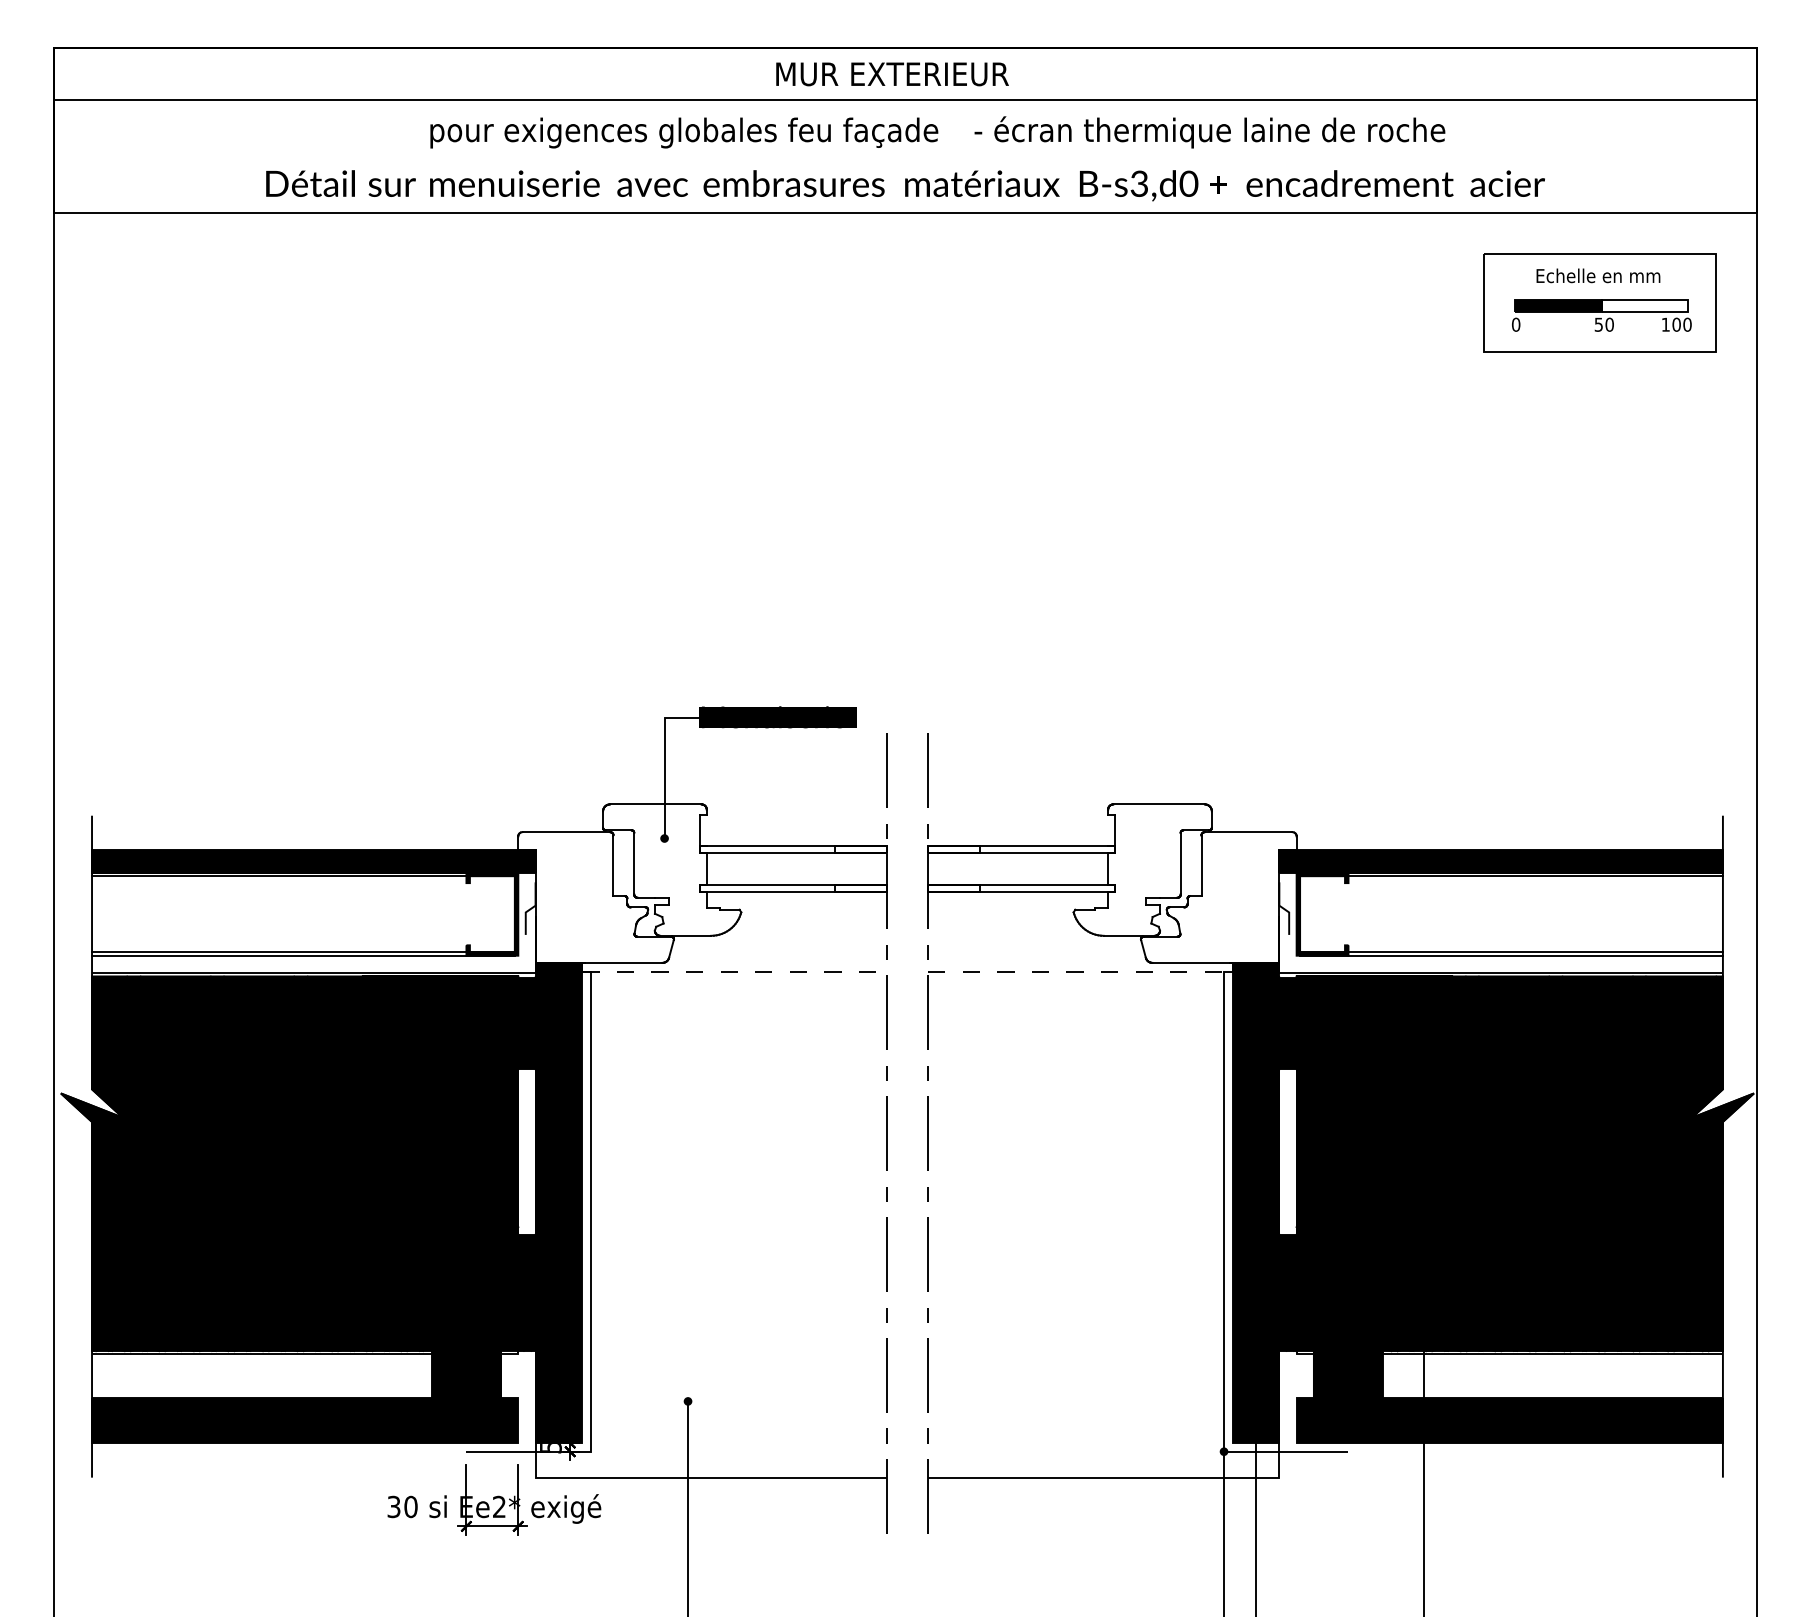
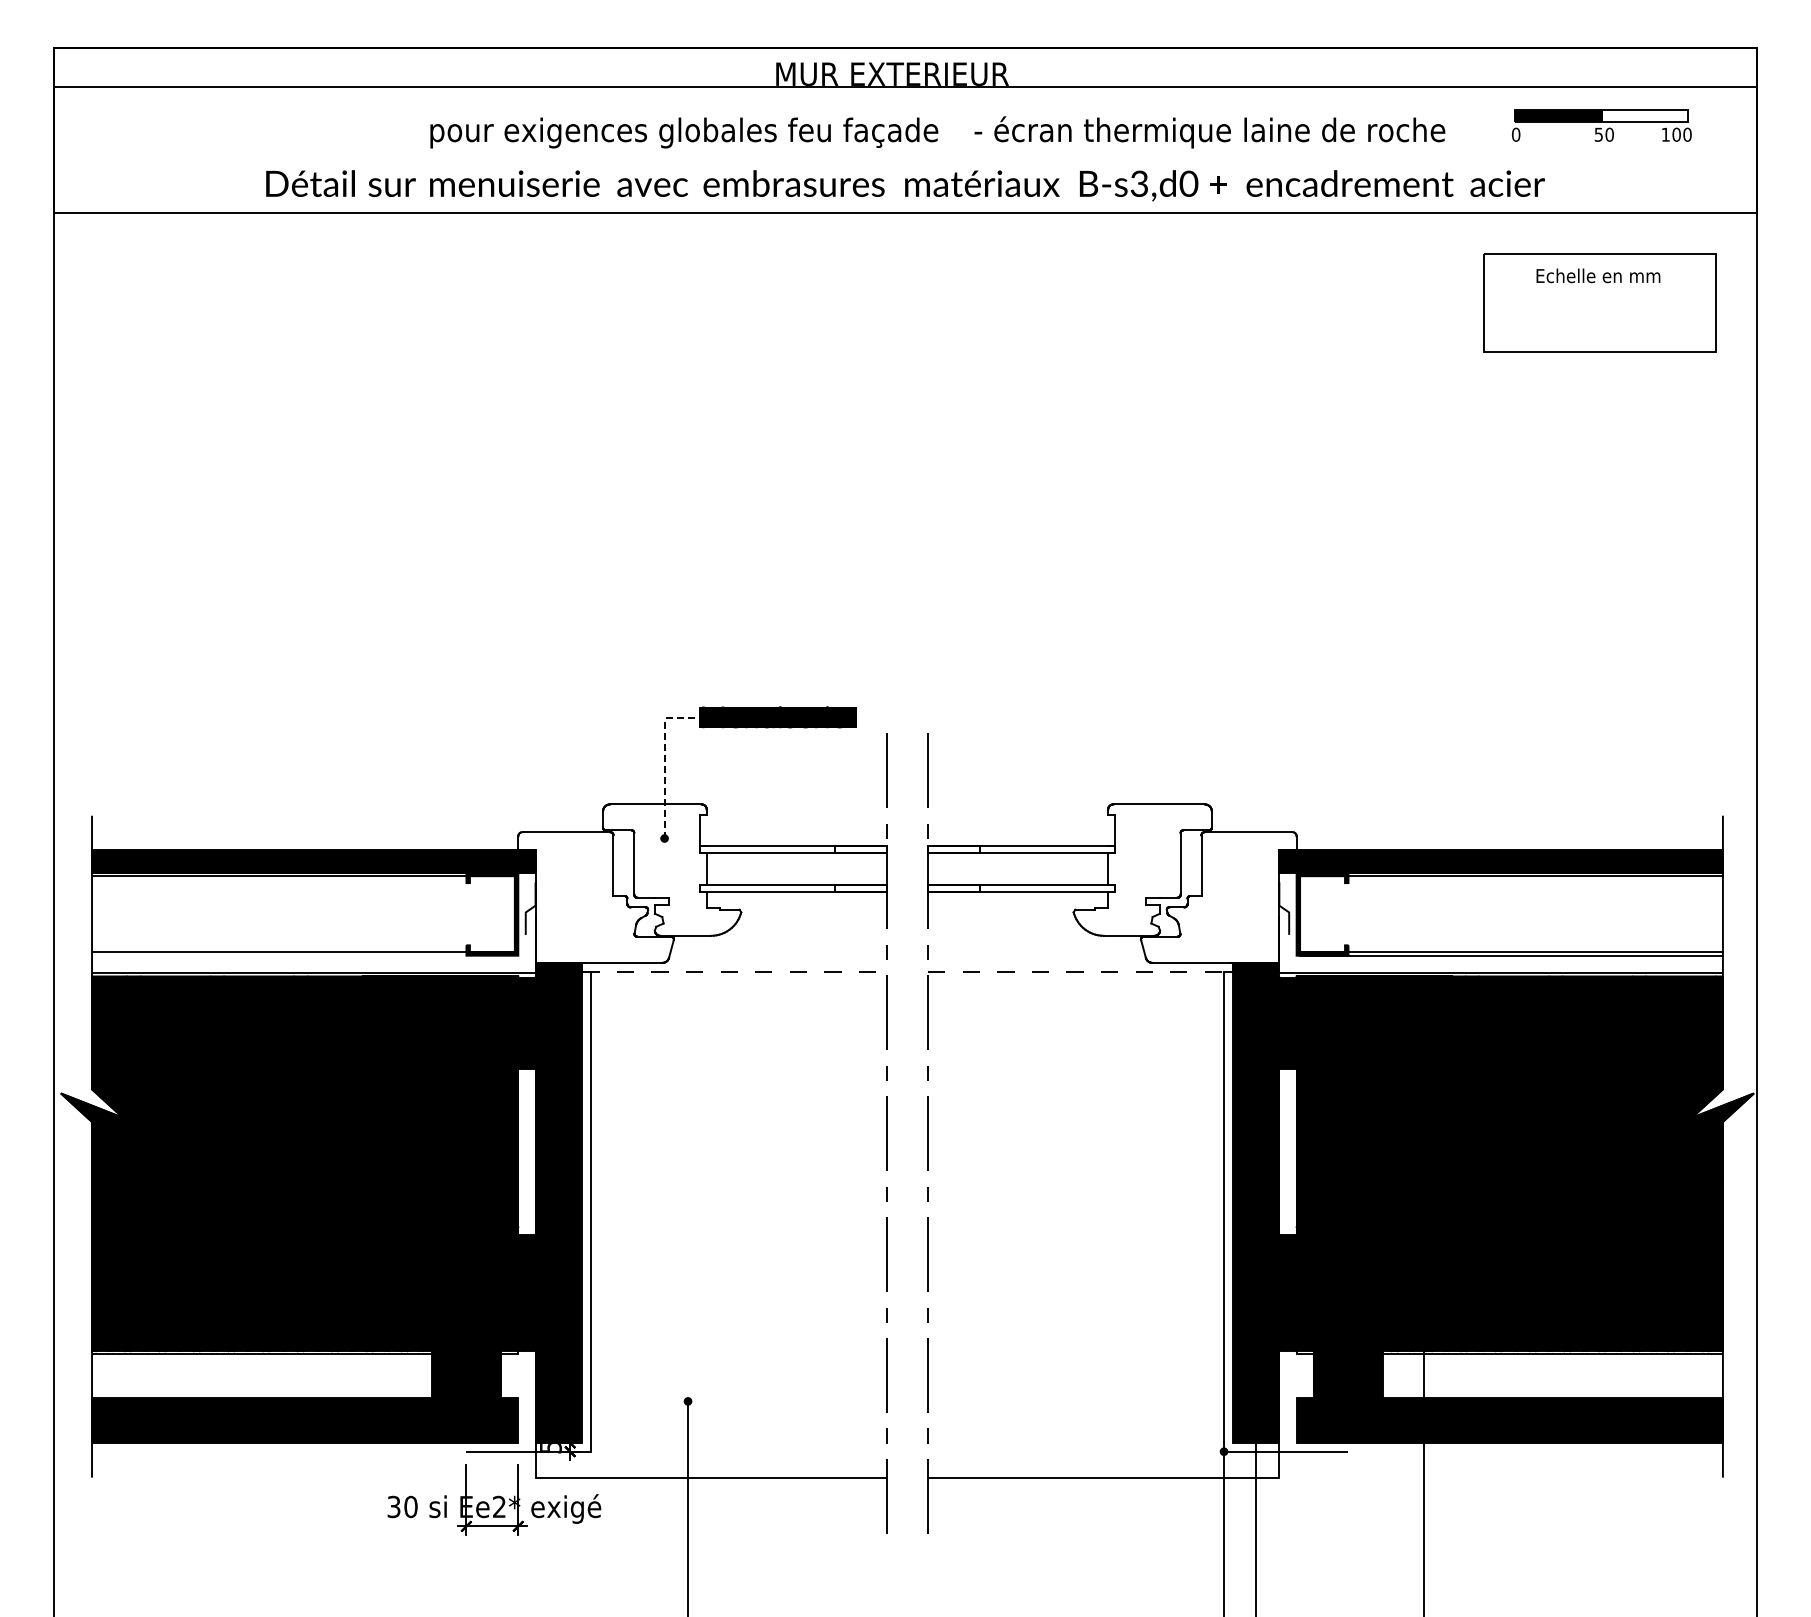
line position: (905, 100) -> (905, 87) (905, 87)
part position: (1601, 315) -> (1601, 125) (1601, 125)
line: solid -> dashed (664, 760)
line: present -> none (303, 955)
